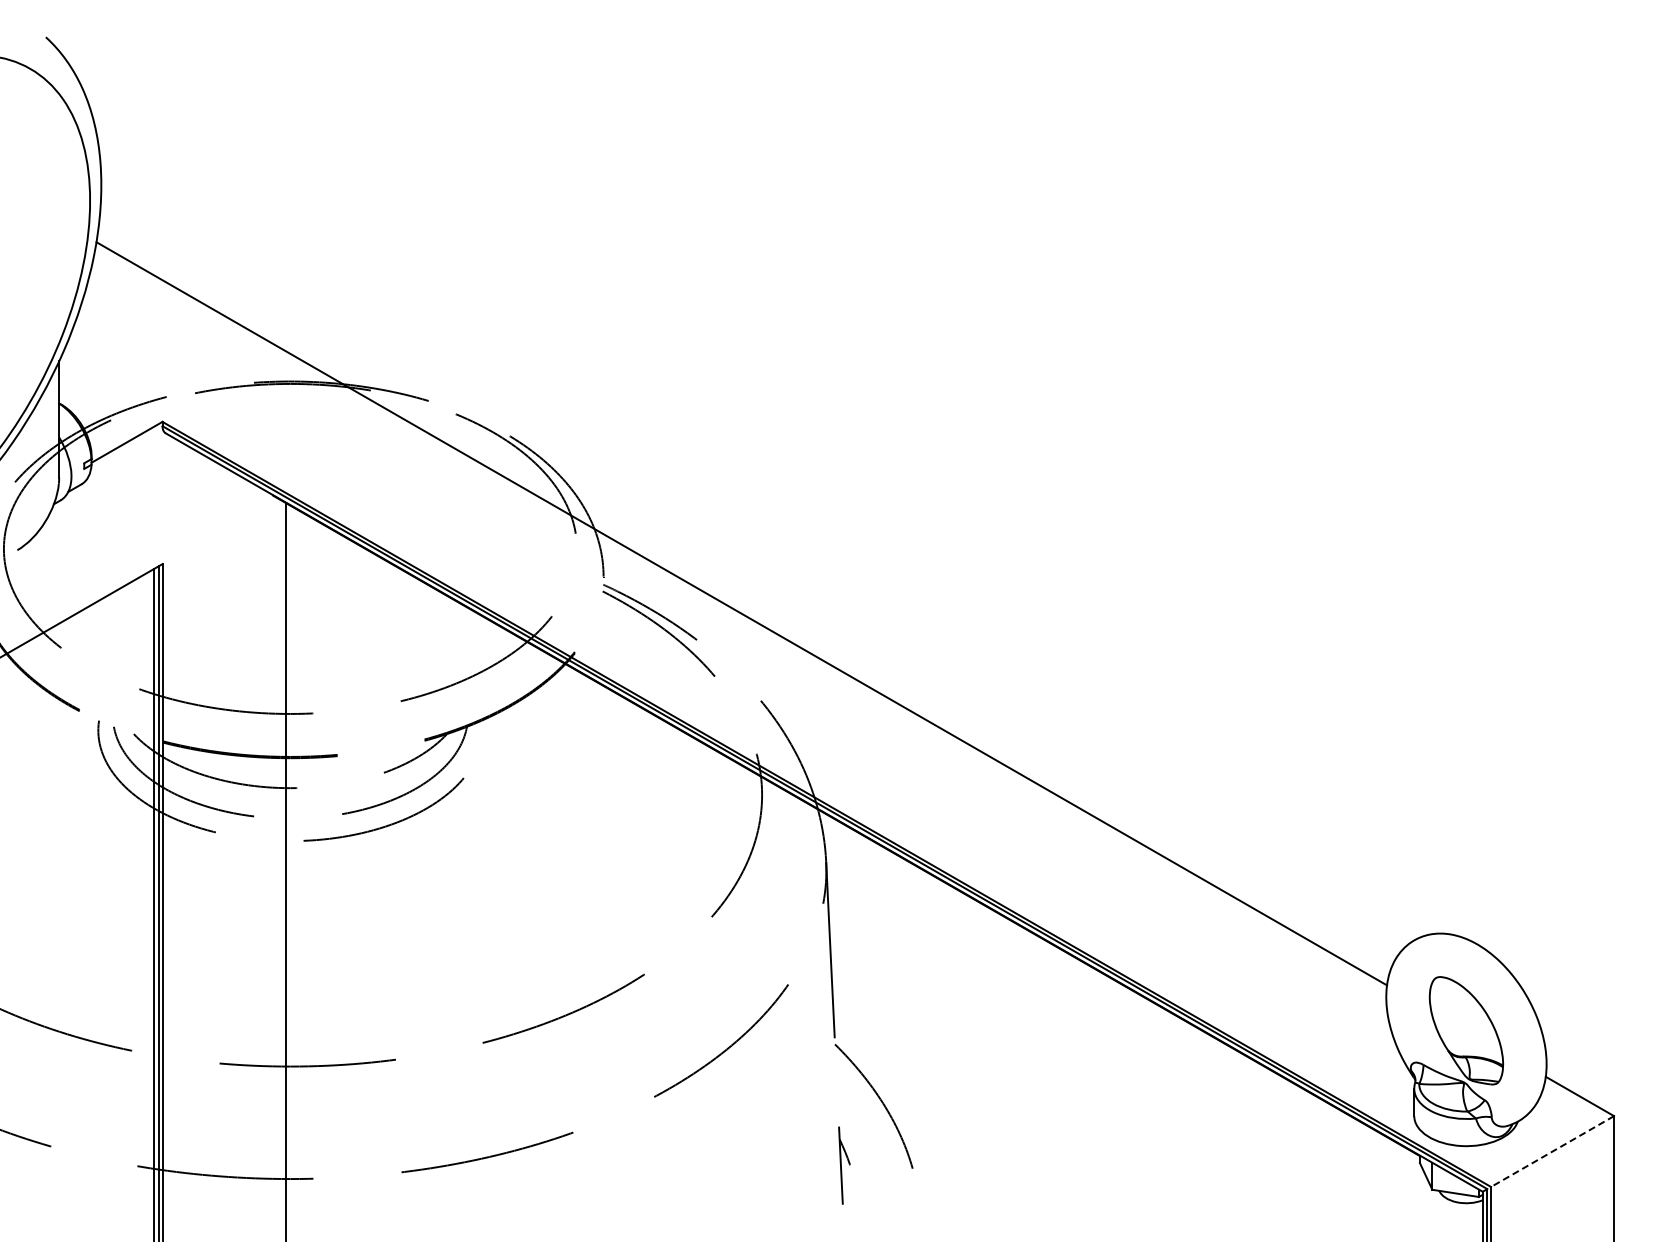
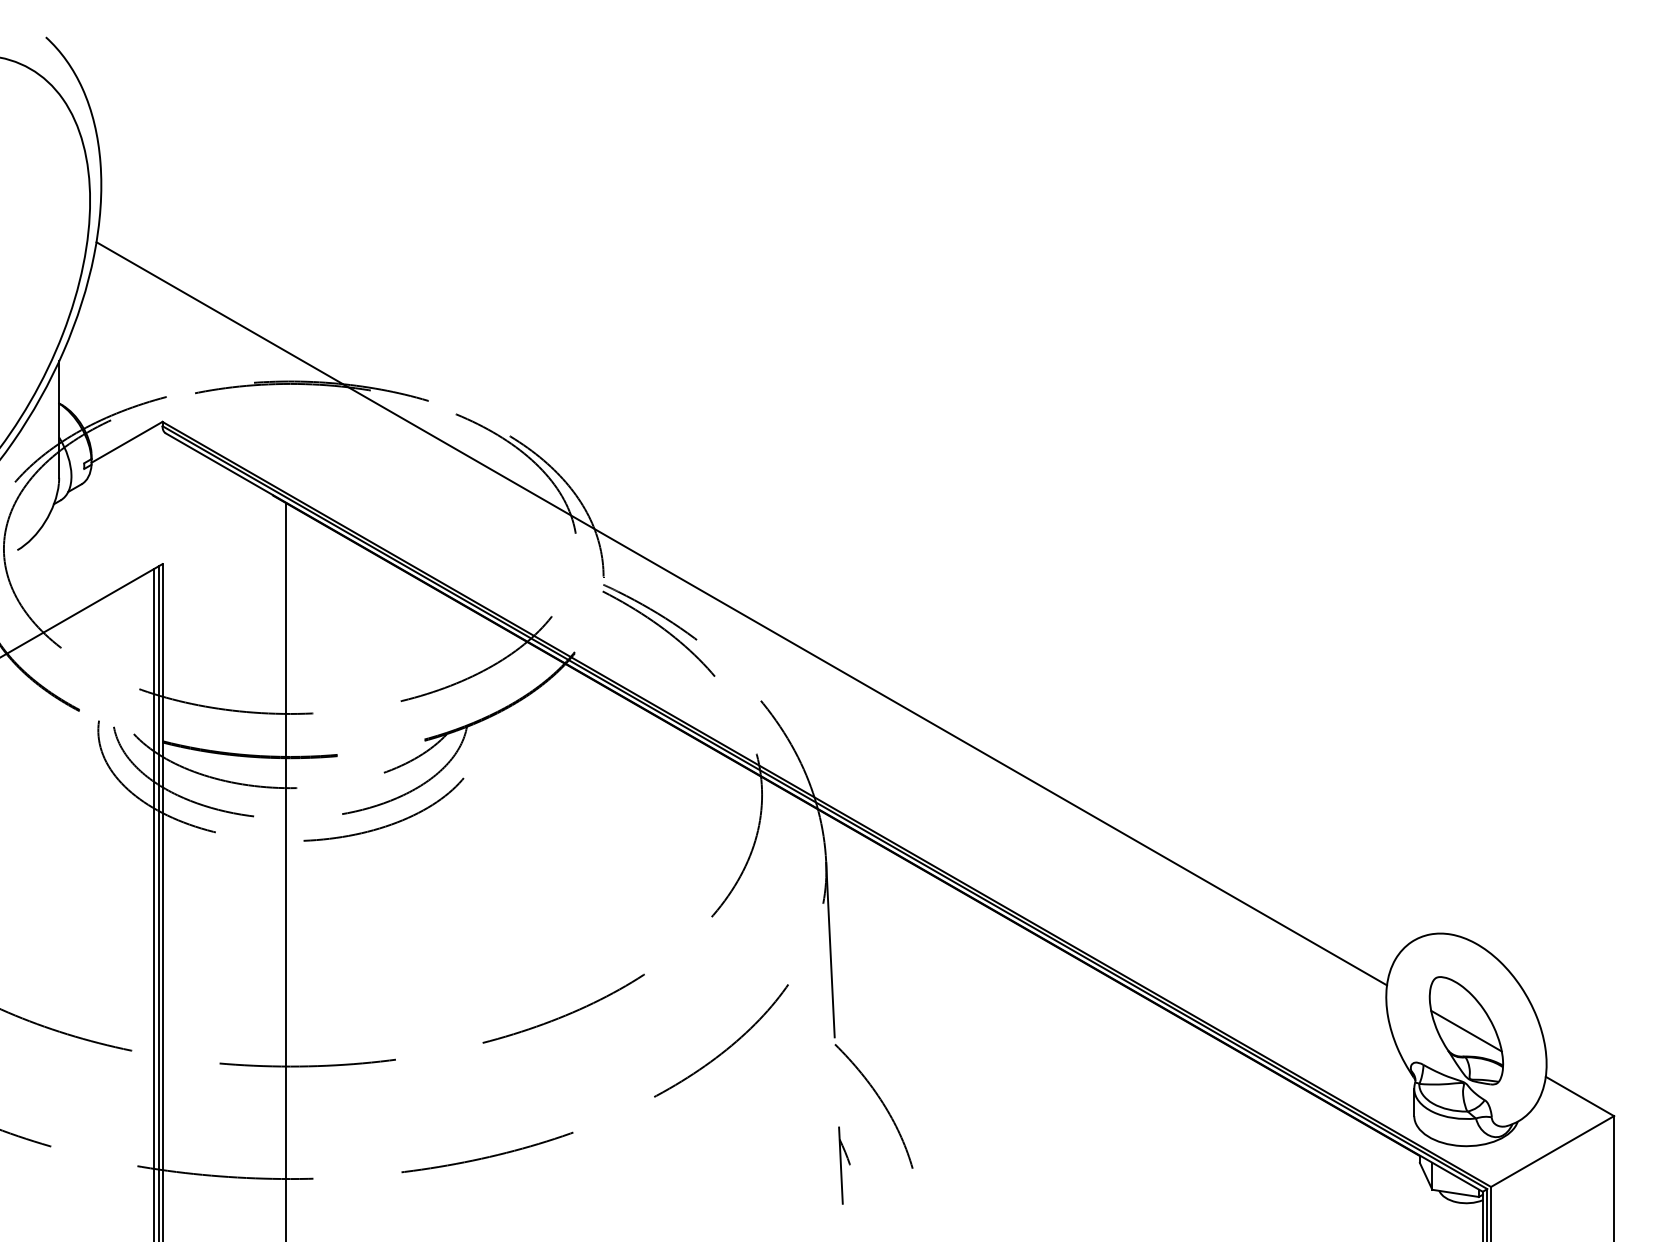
line: none -> present (1466, 1030)
line: dashed -> solid (1552, 1151)
